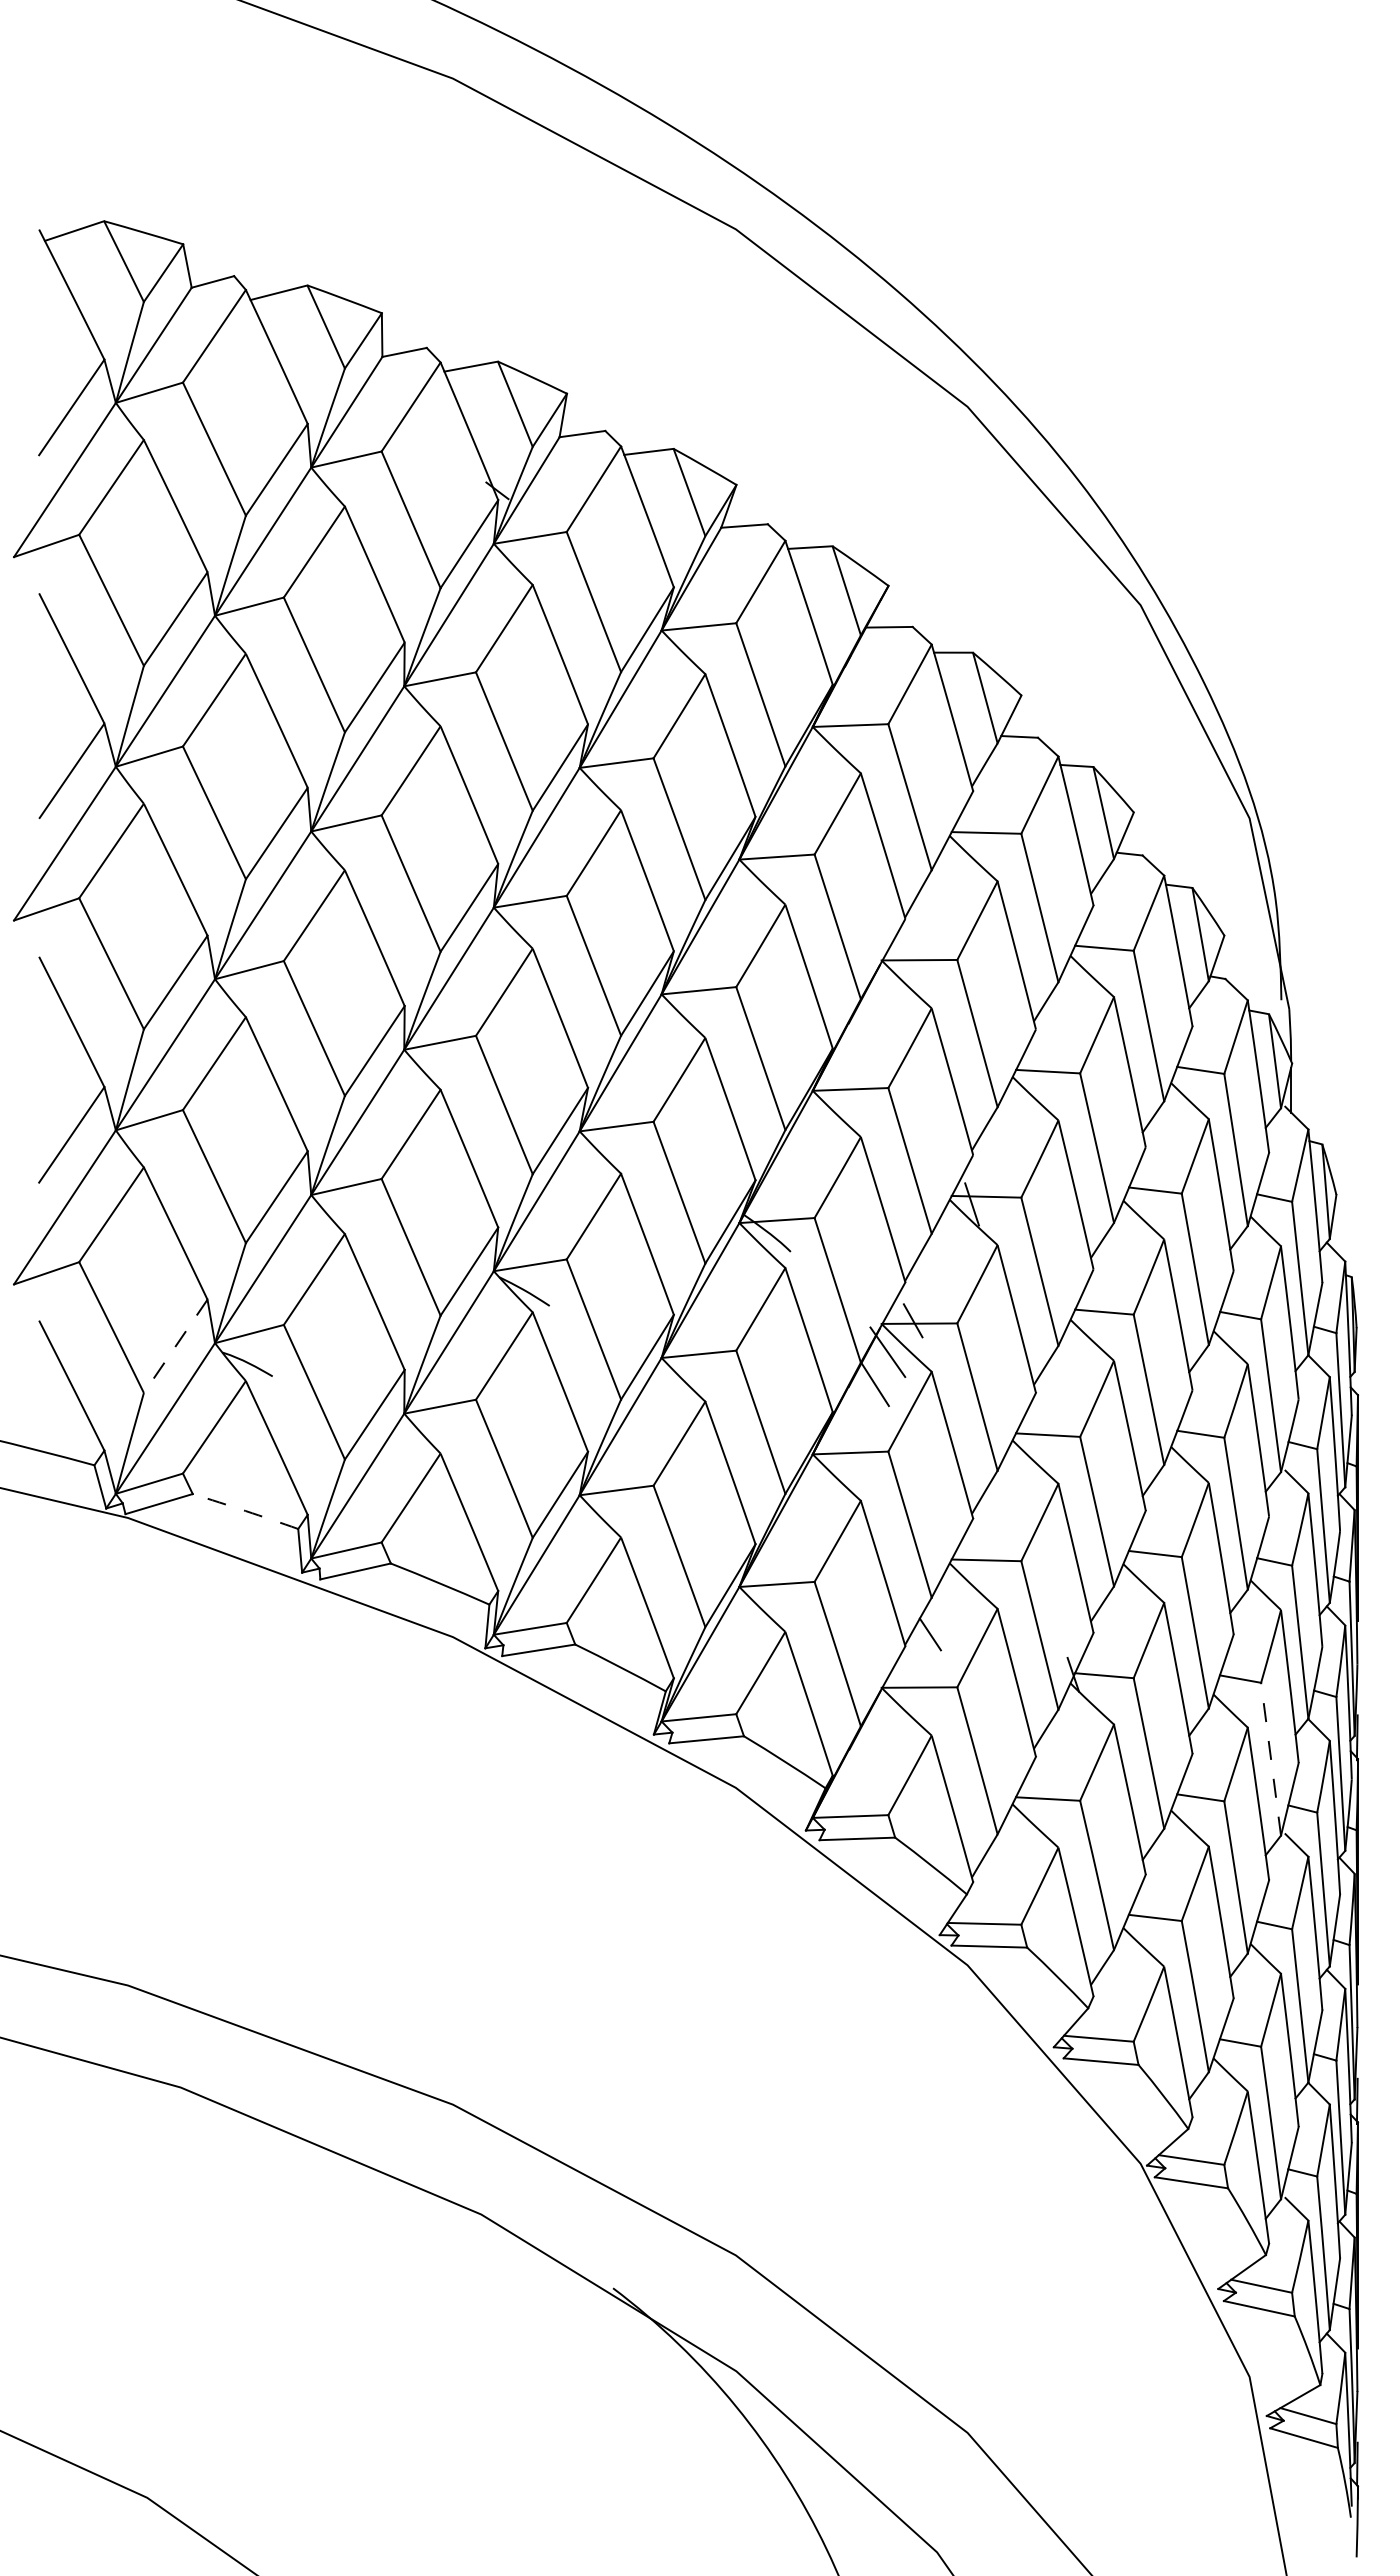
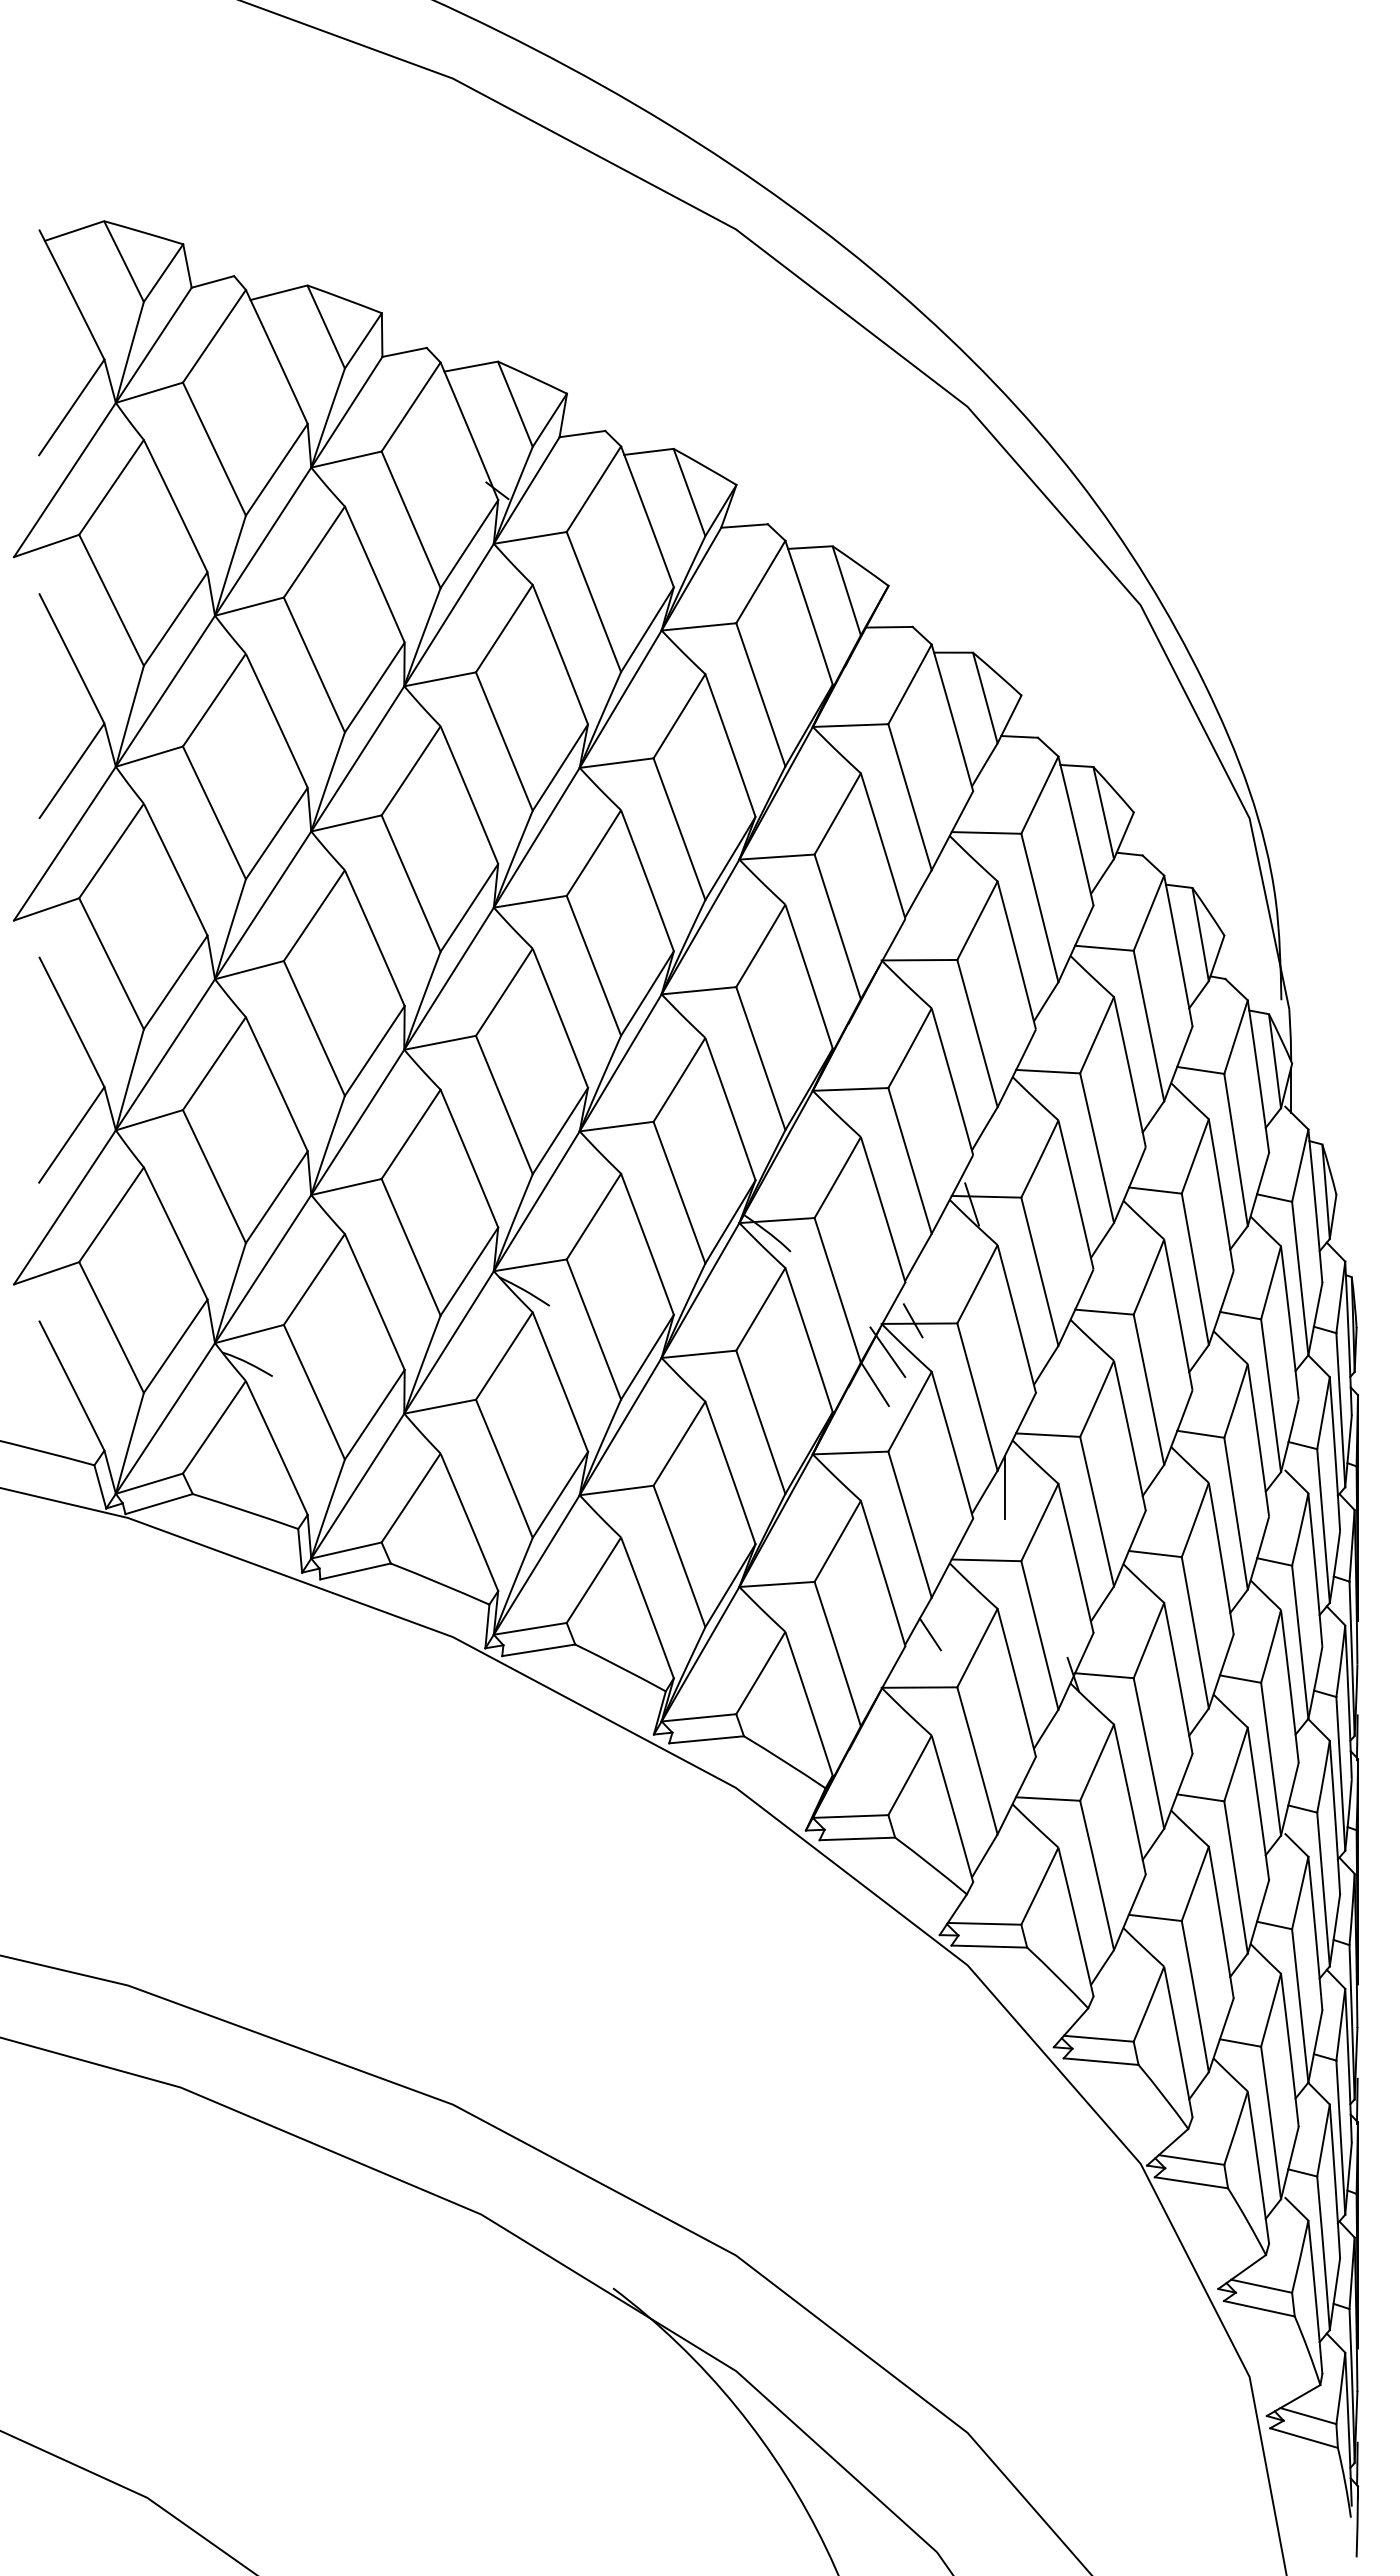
line: dashed -> solid (175, 1346)
line: none -> present (1004, 1487)
arc: dashed -> solid (245, 1511)
line: dashed -> solid (1271, 1758)
